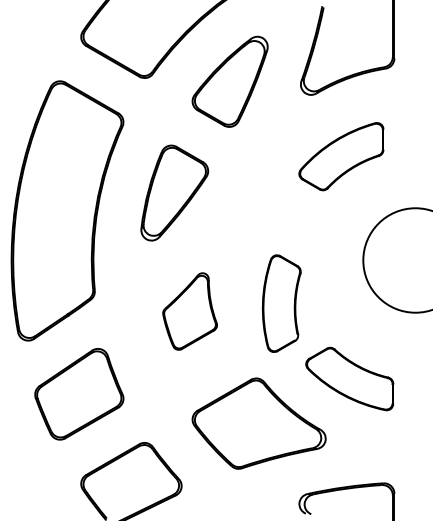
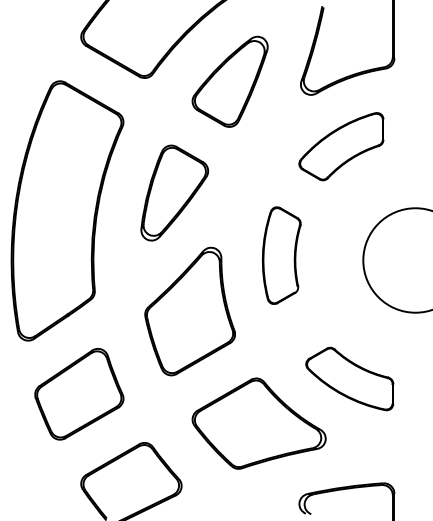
part position: (341, 156) -> (341, 146) (341, 146)
part position: (281, 303) -> (281, 255) (281, 255)
part size: 56x79 px -> 92x131 px (189, 311)
